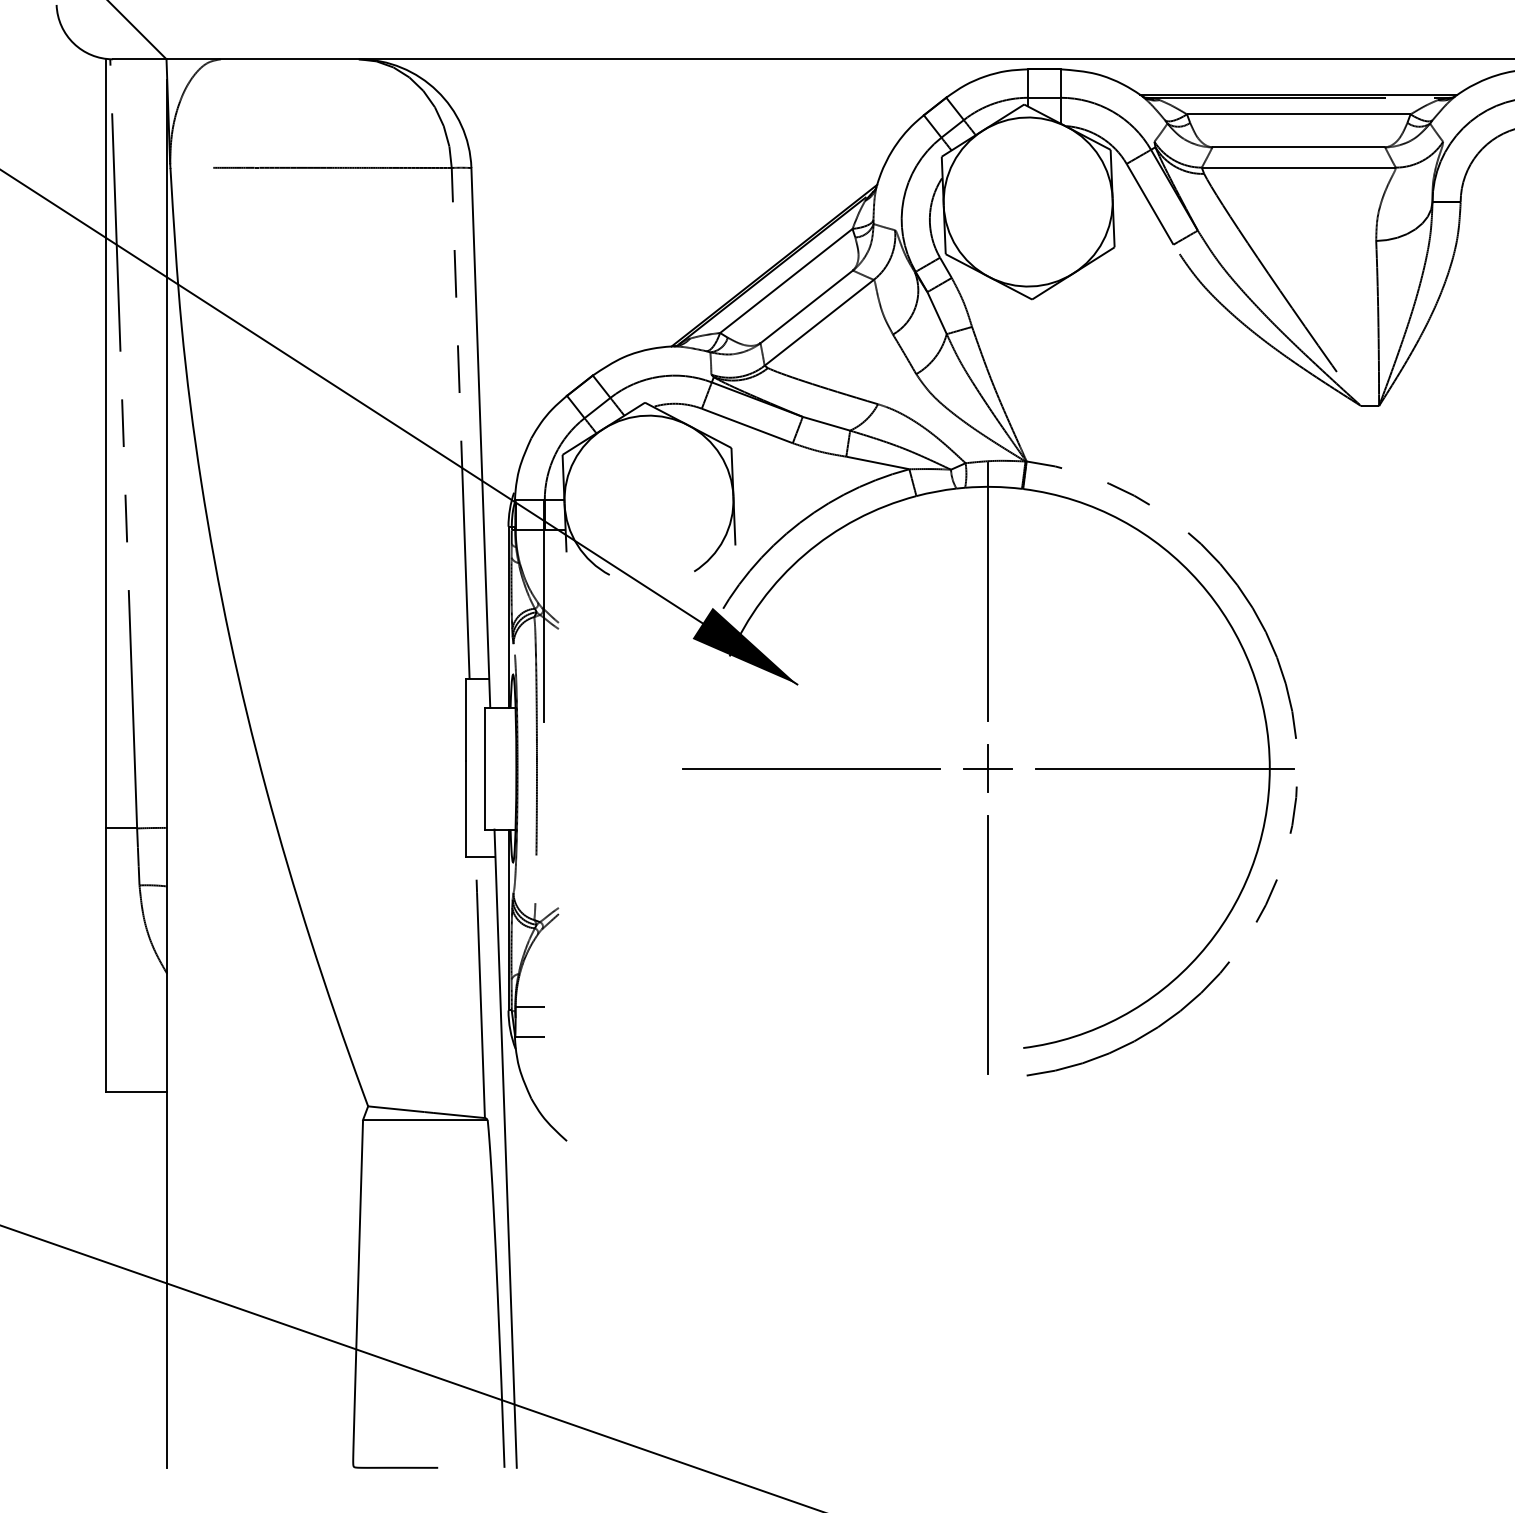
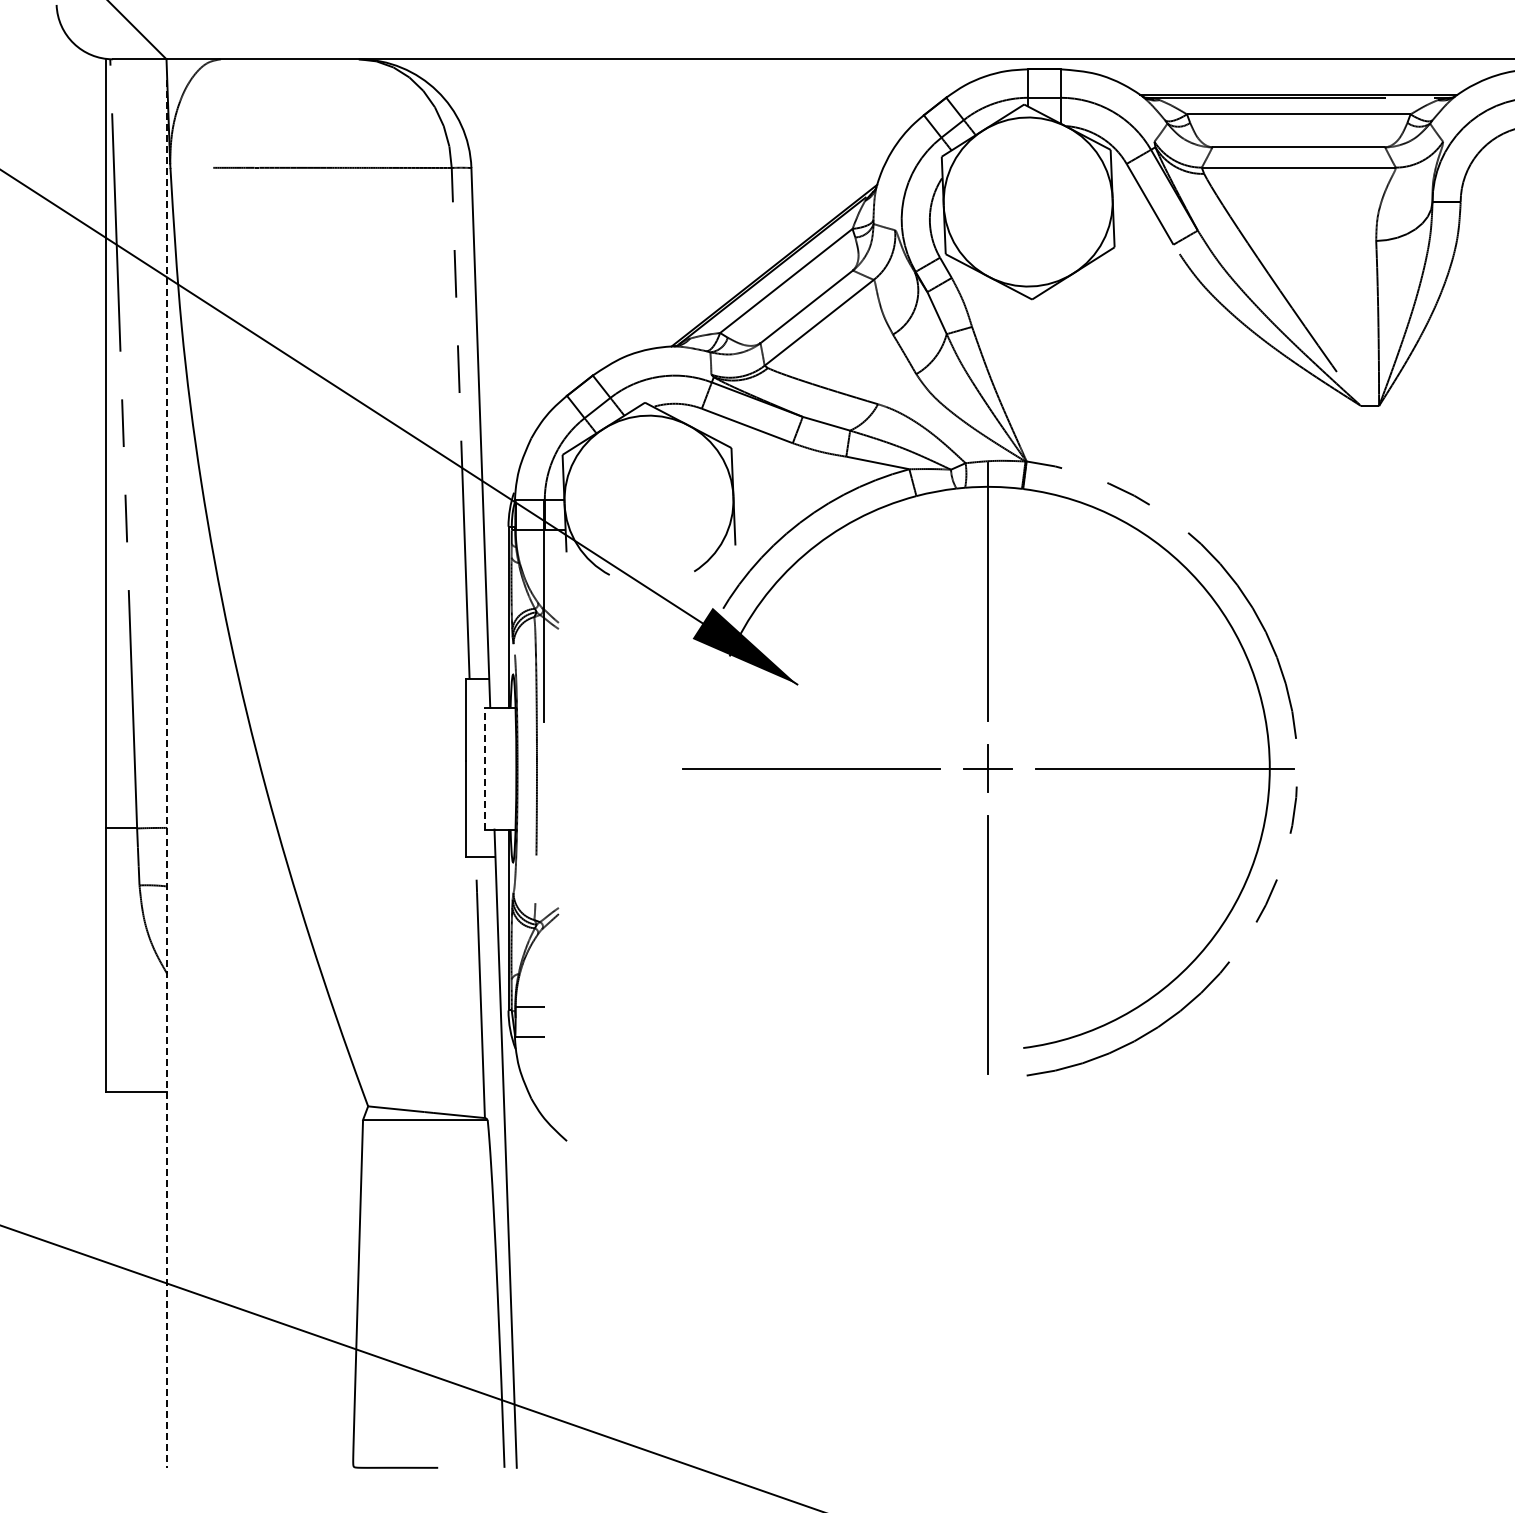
line: solid -> dashed (484, 768)
line: solid -> dashed (167, 774)
